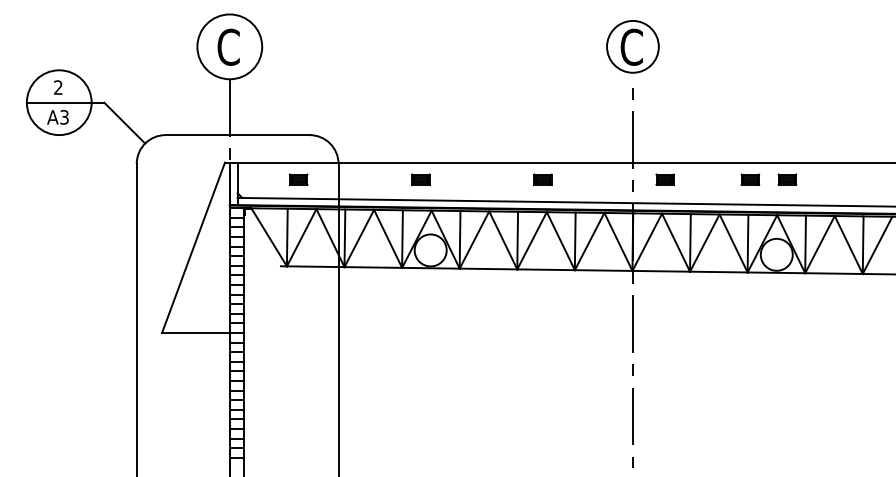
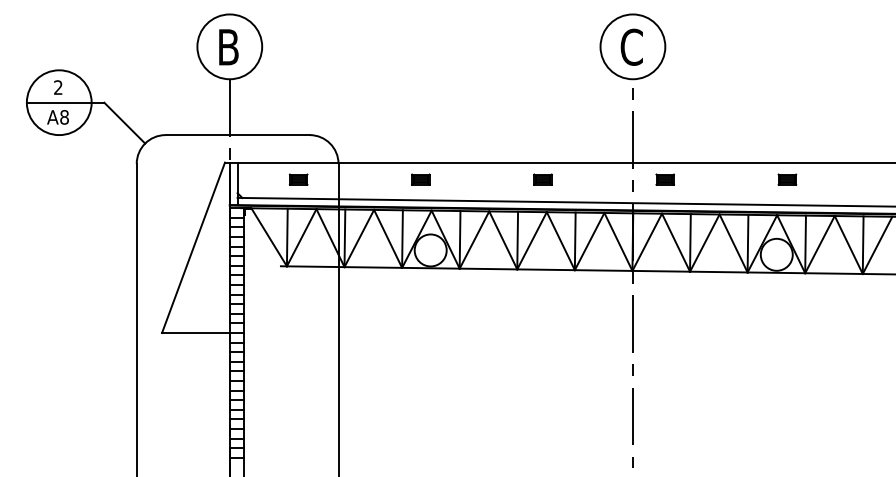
text: C -> B (228, 46)
circle diameter: 52 px -> 65 px (632, 46)
text: A3 -> A8 (64, 117)
part: present -> none (750, 179)
